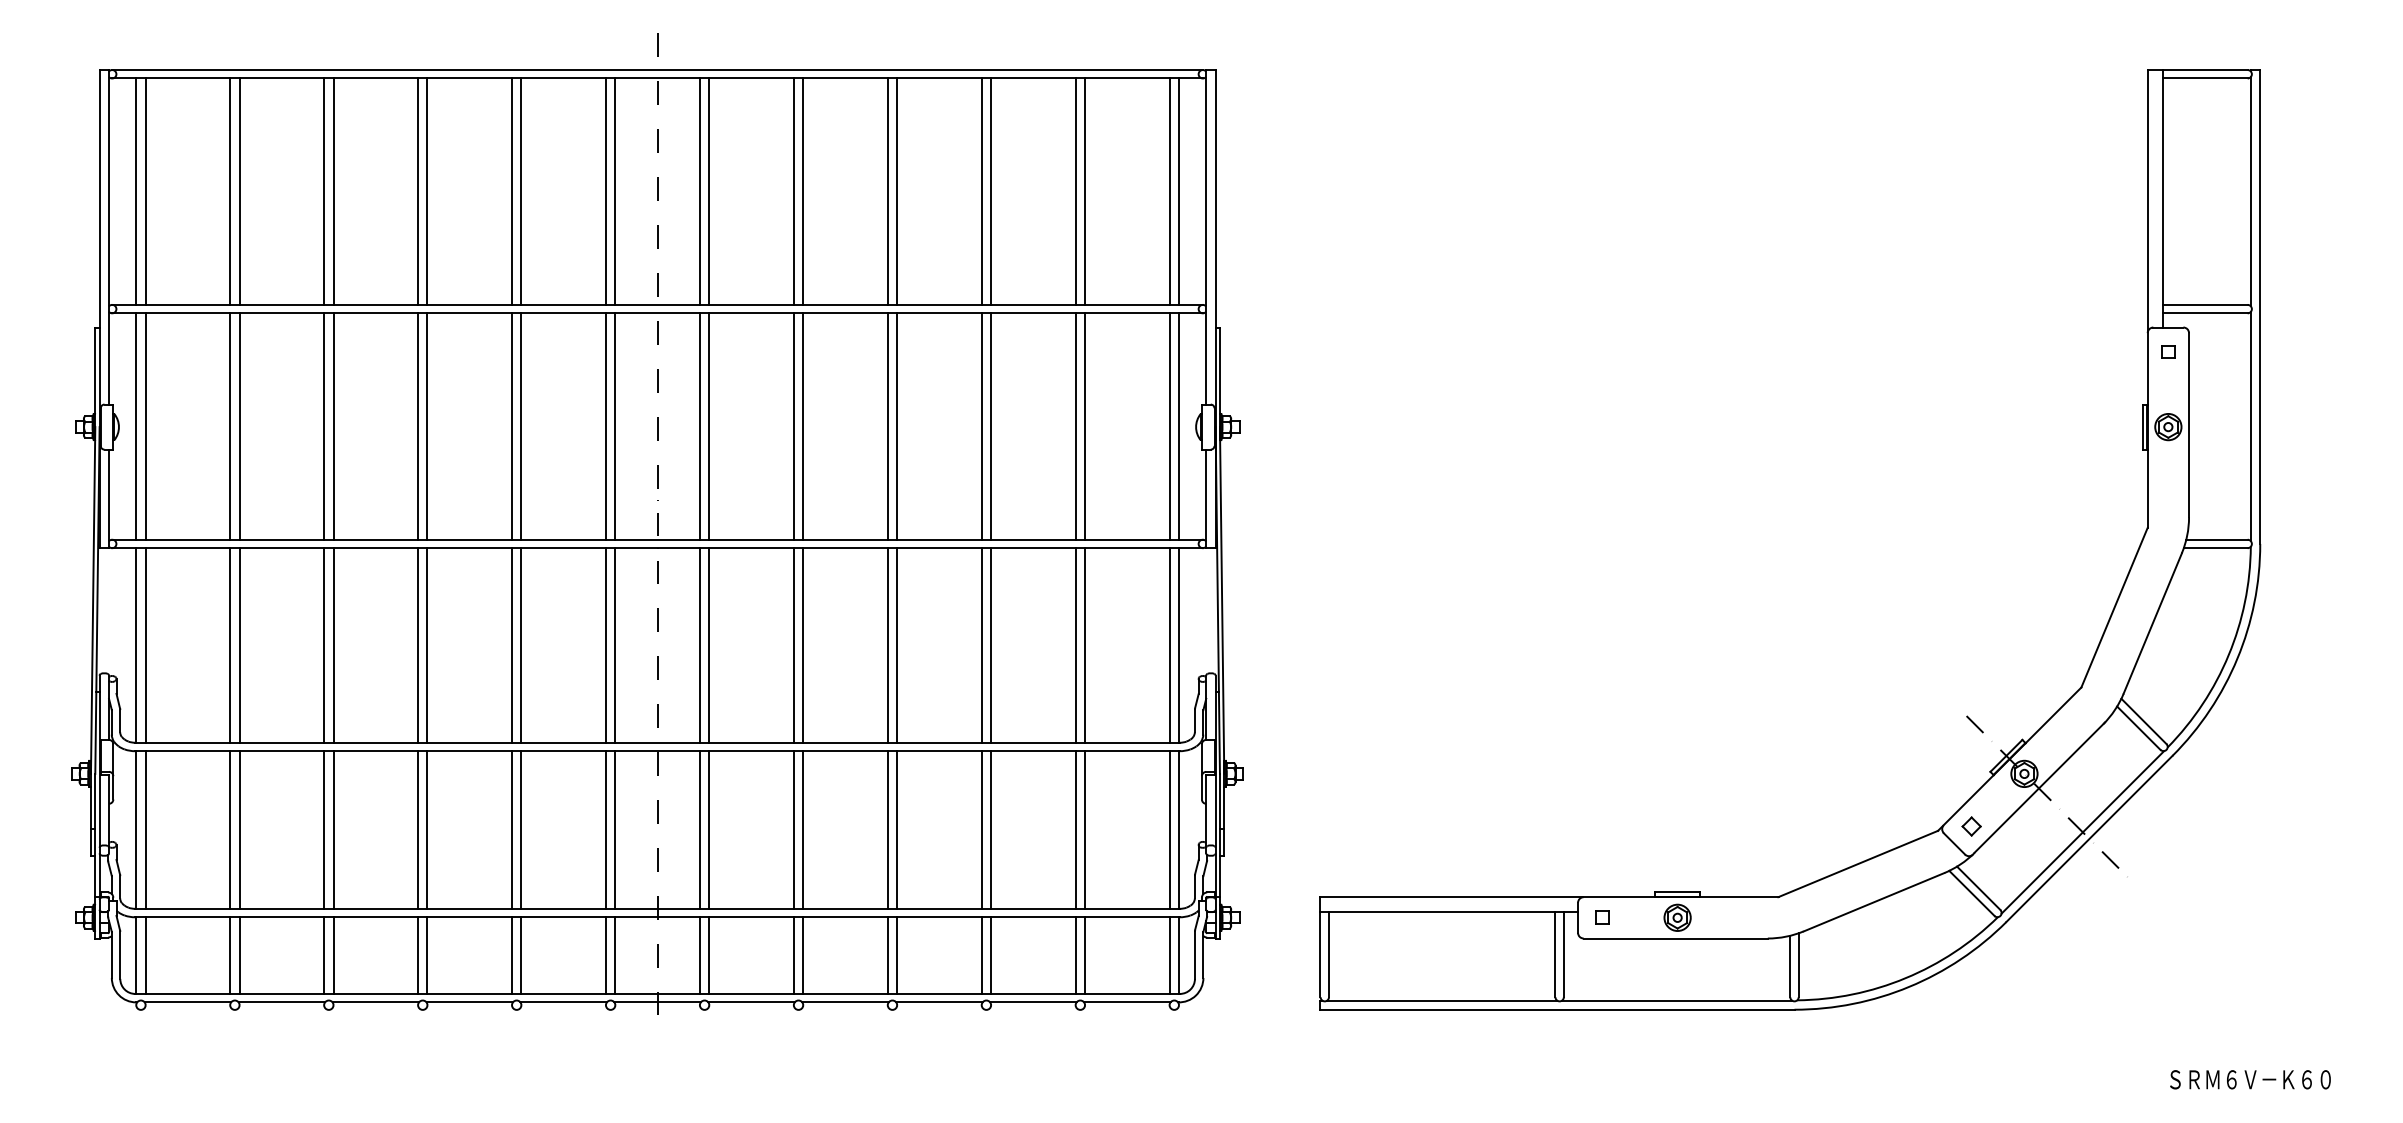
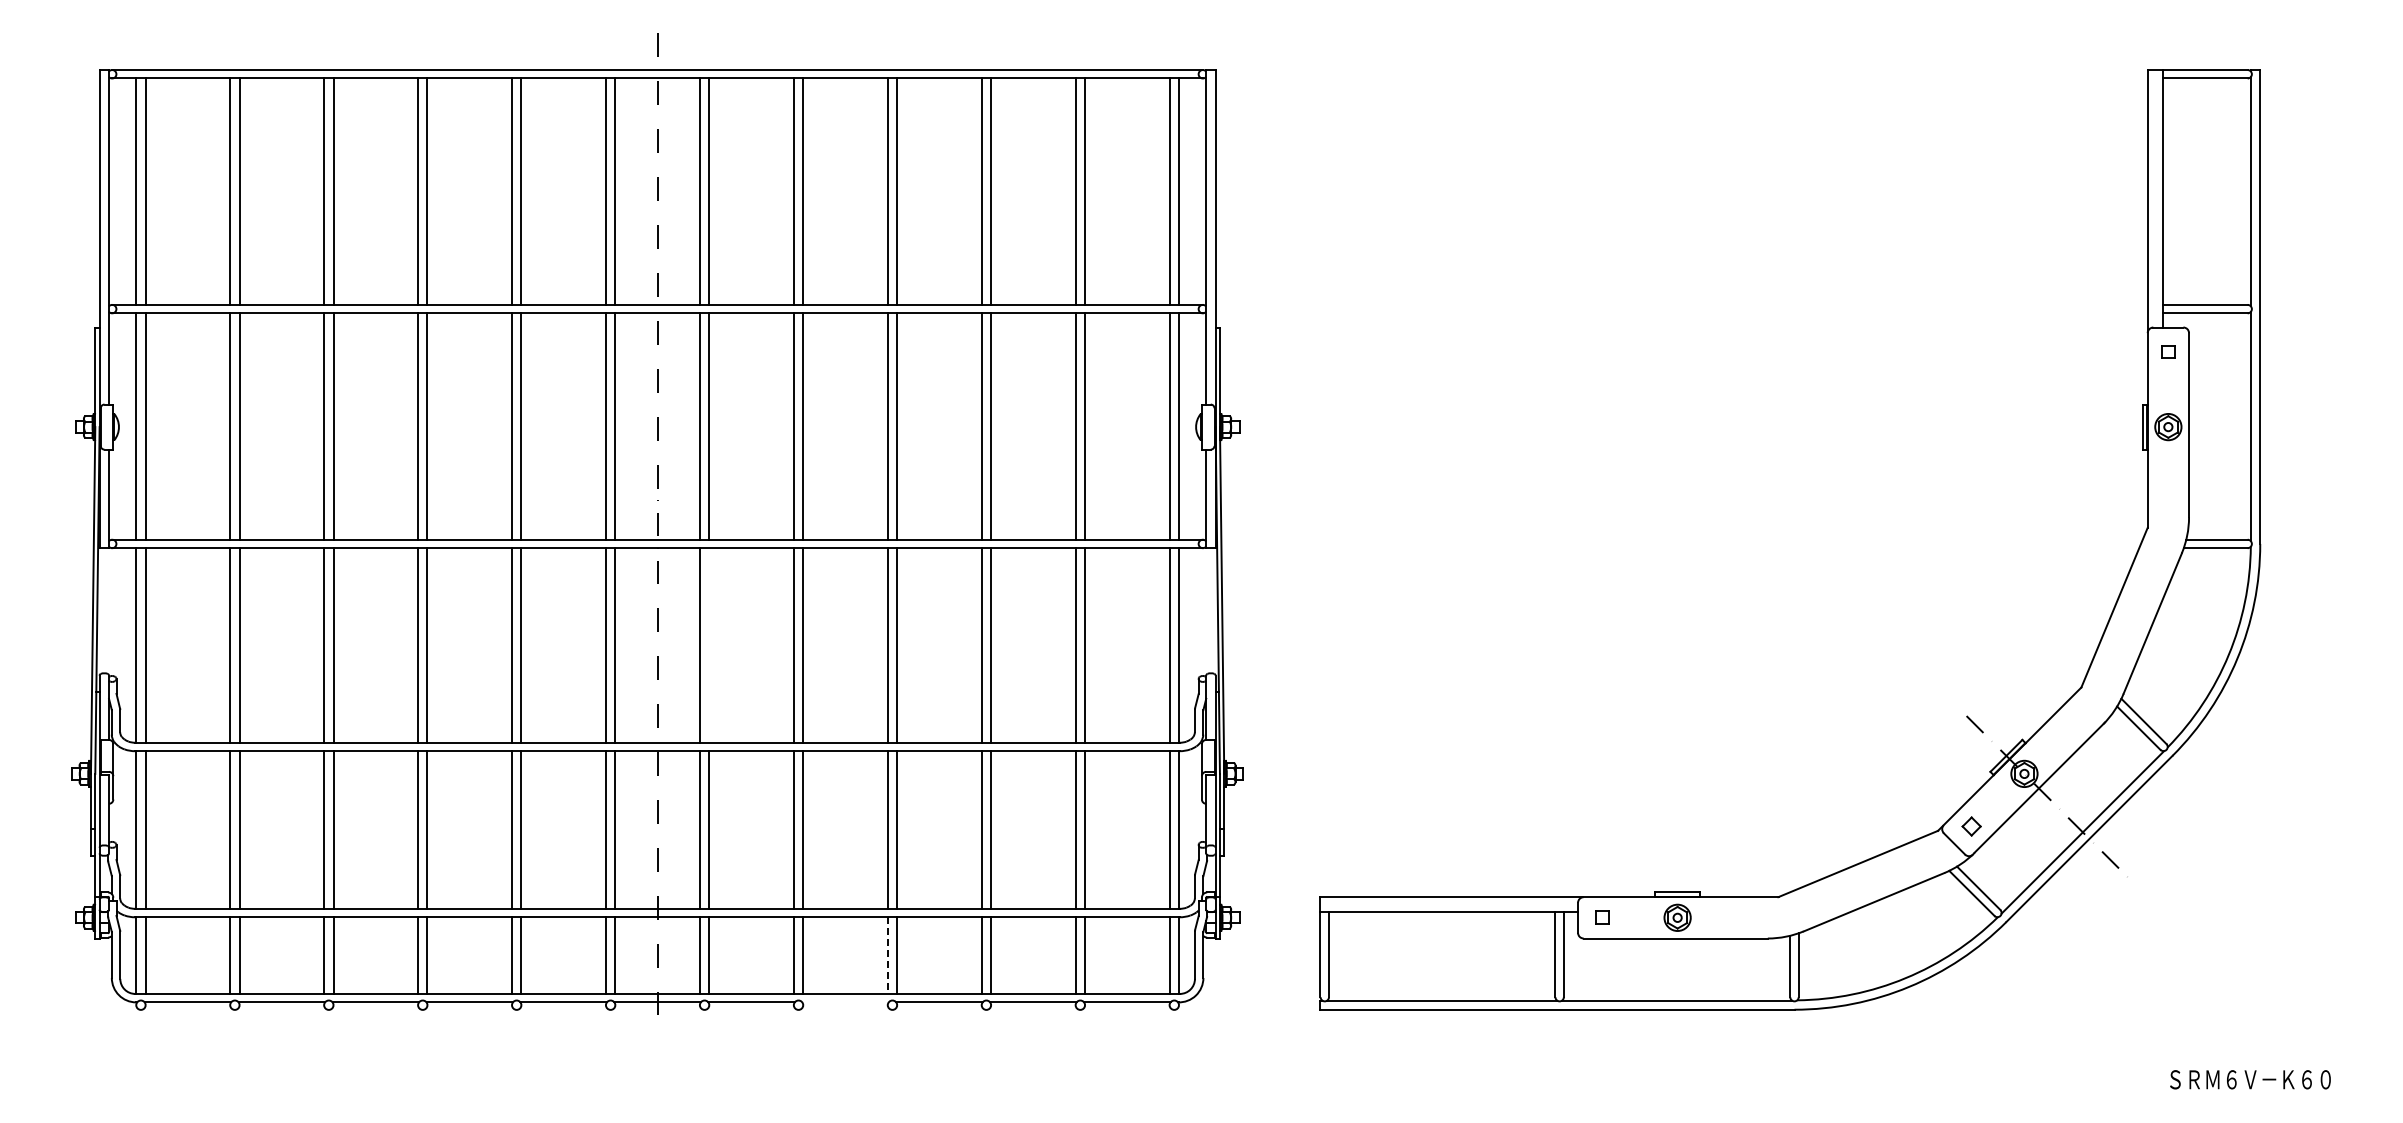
line: present -> none (709, 645)
line: solid -> dashed (887, 956)
line: present -> none (845, 1002)
